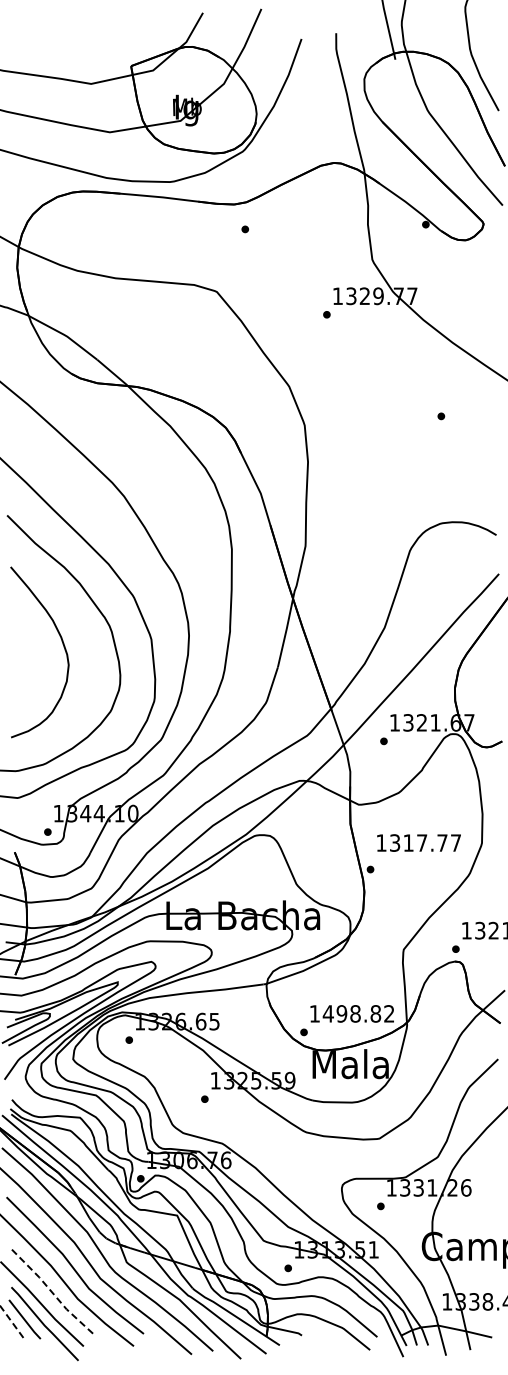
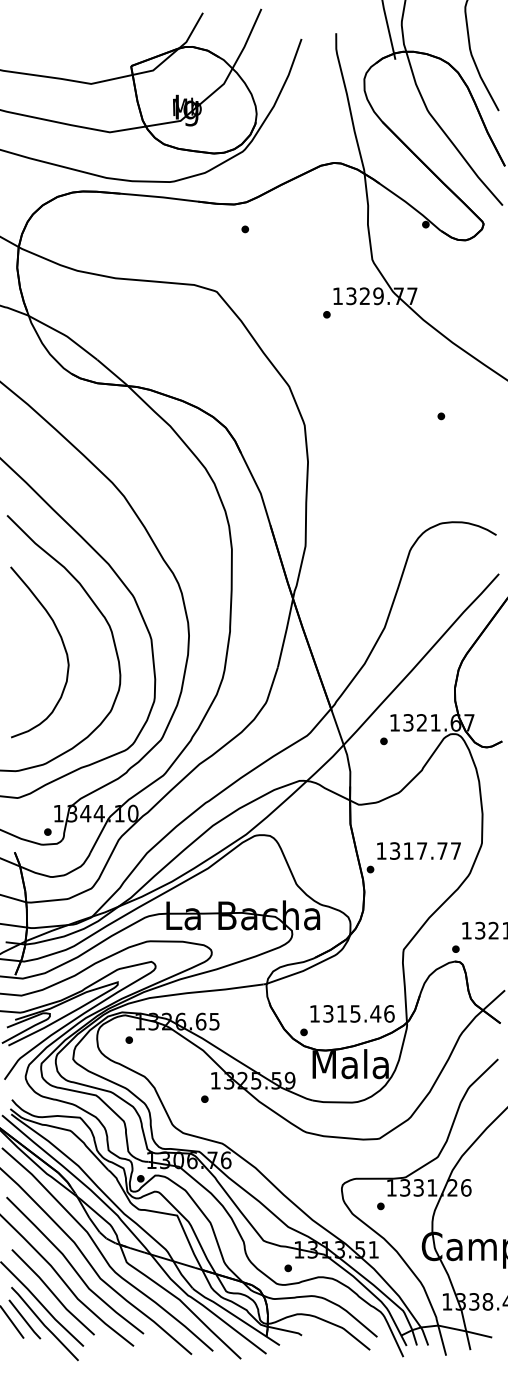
text position: (418, 842) -> (418, 850) (418, 850)
text: 1498.82 -> 1315.46 (358, 1013)
line: dashed -> solid (52, 1293)
line: dashed -> solid (12, 1322)
